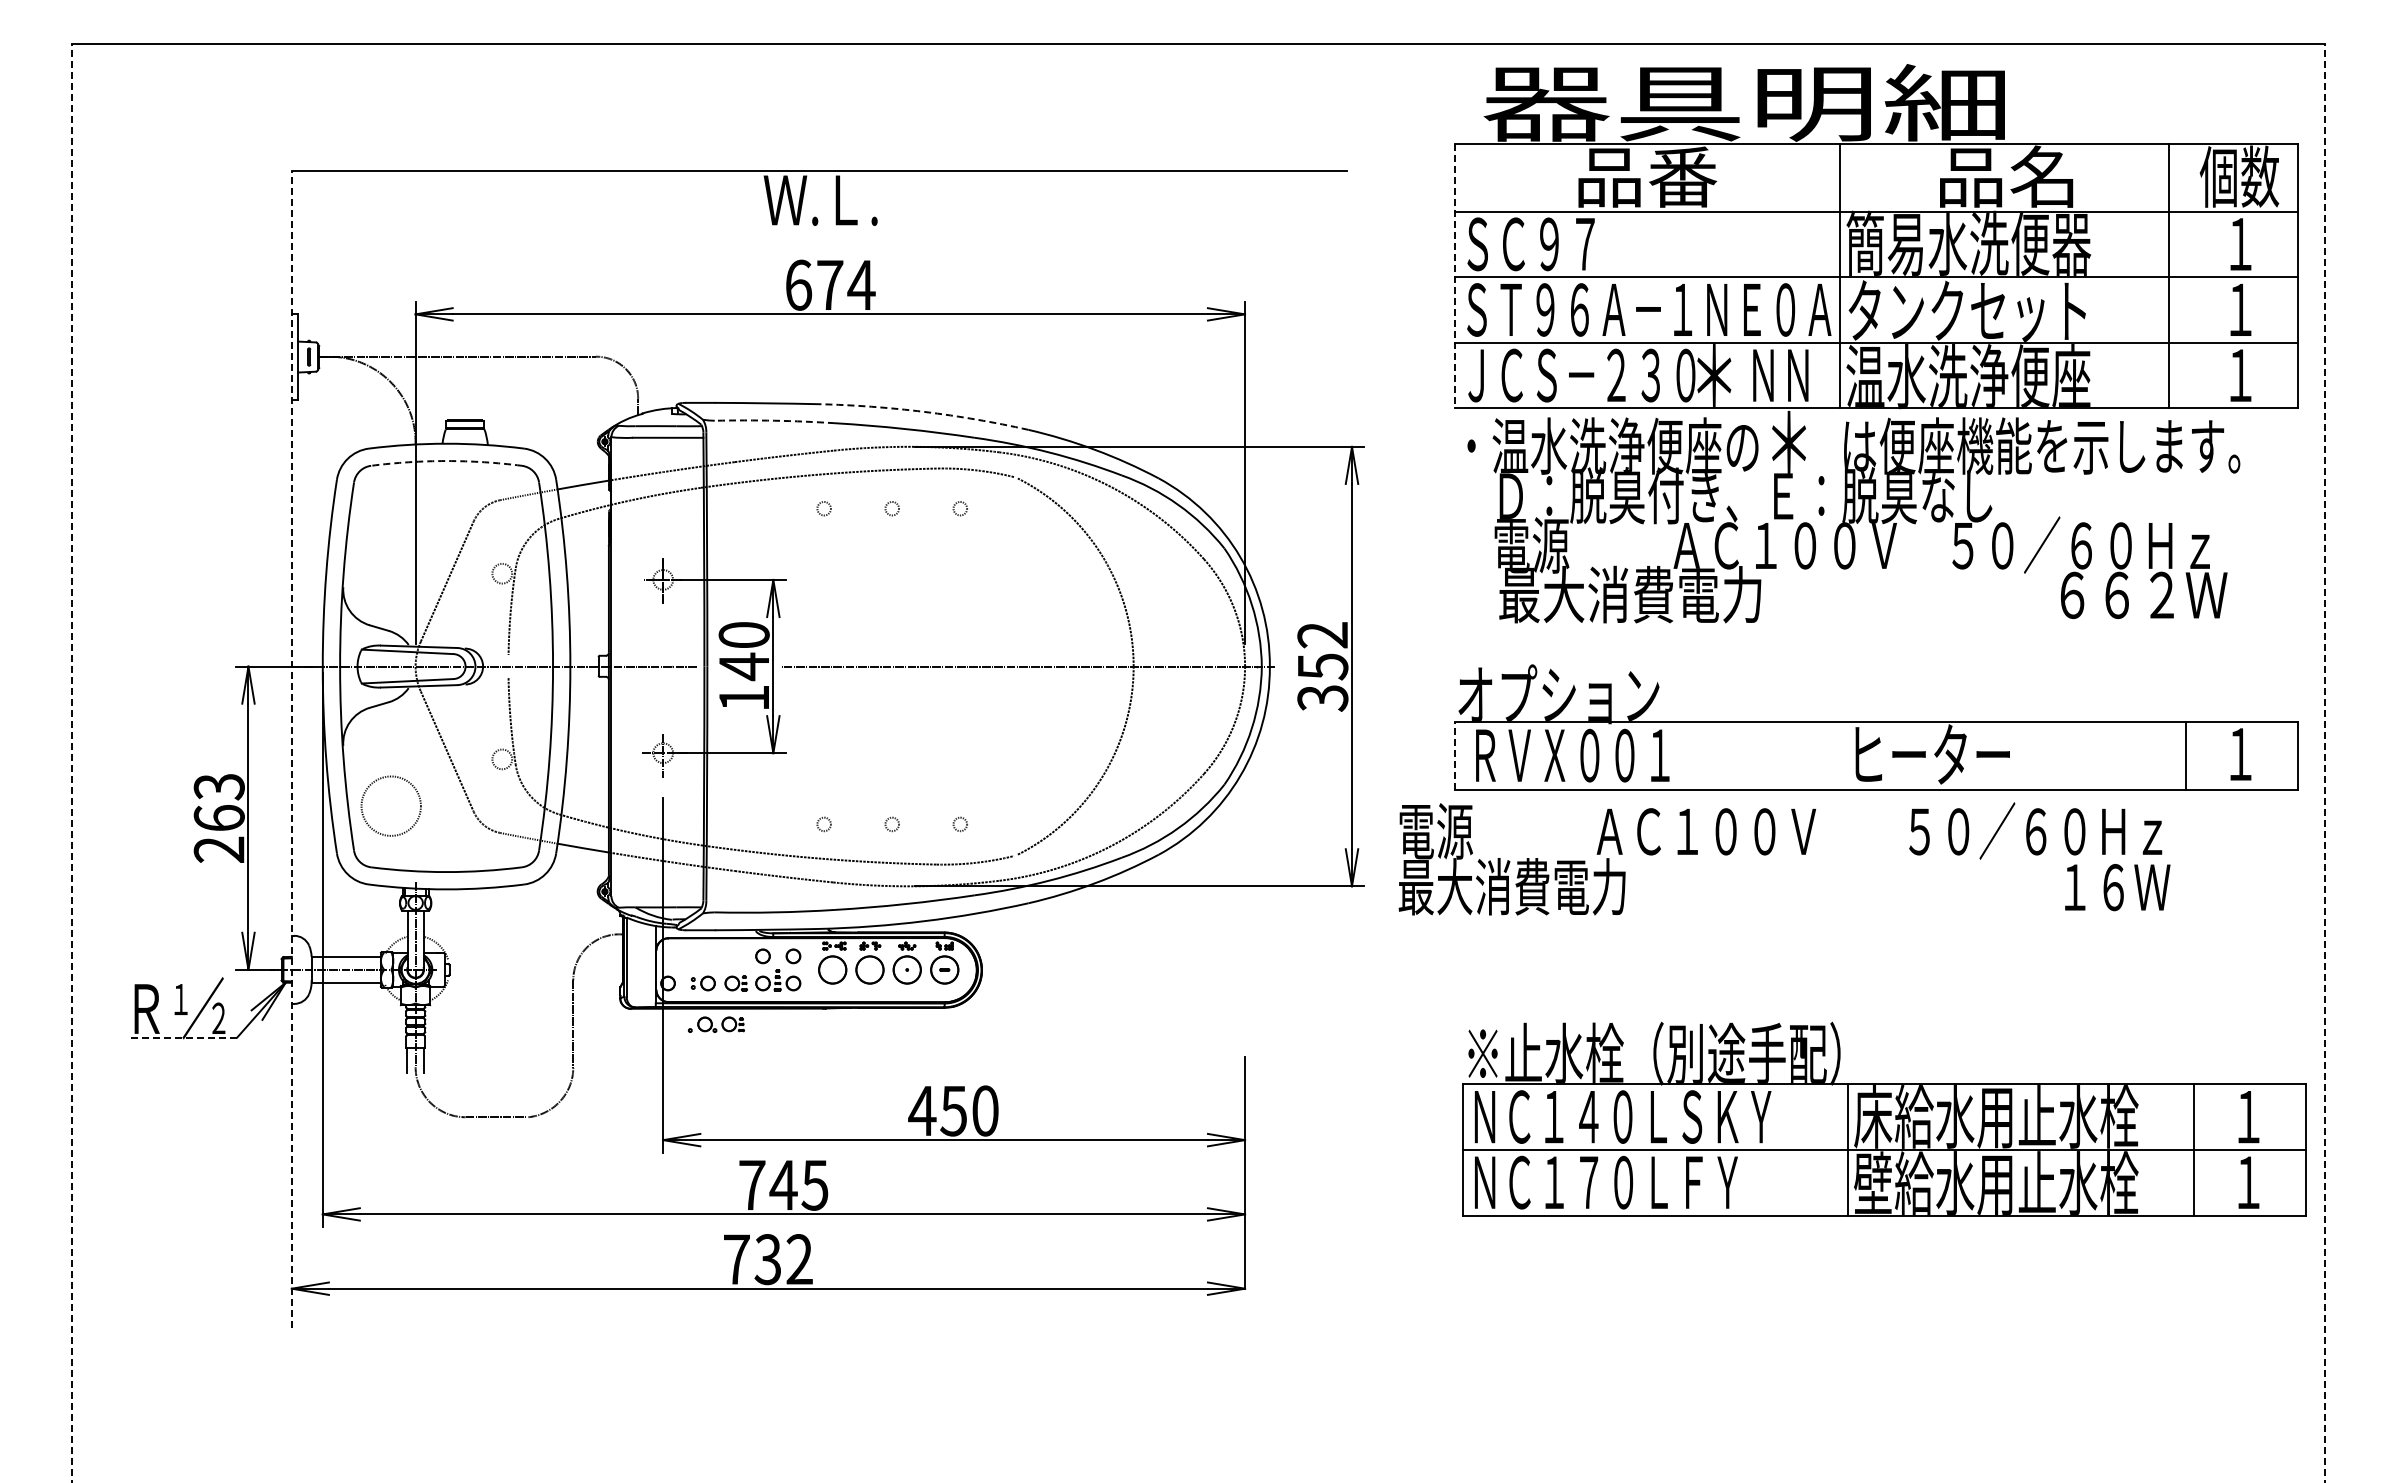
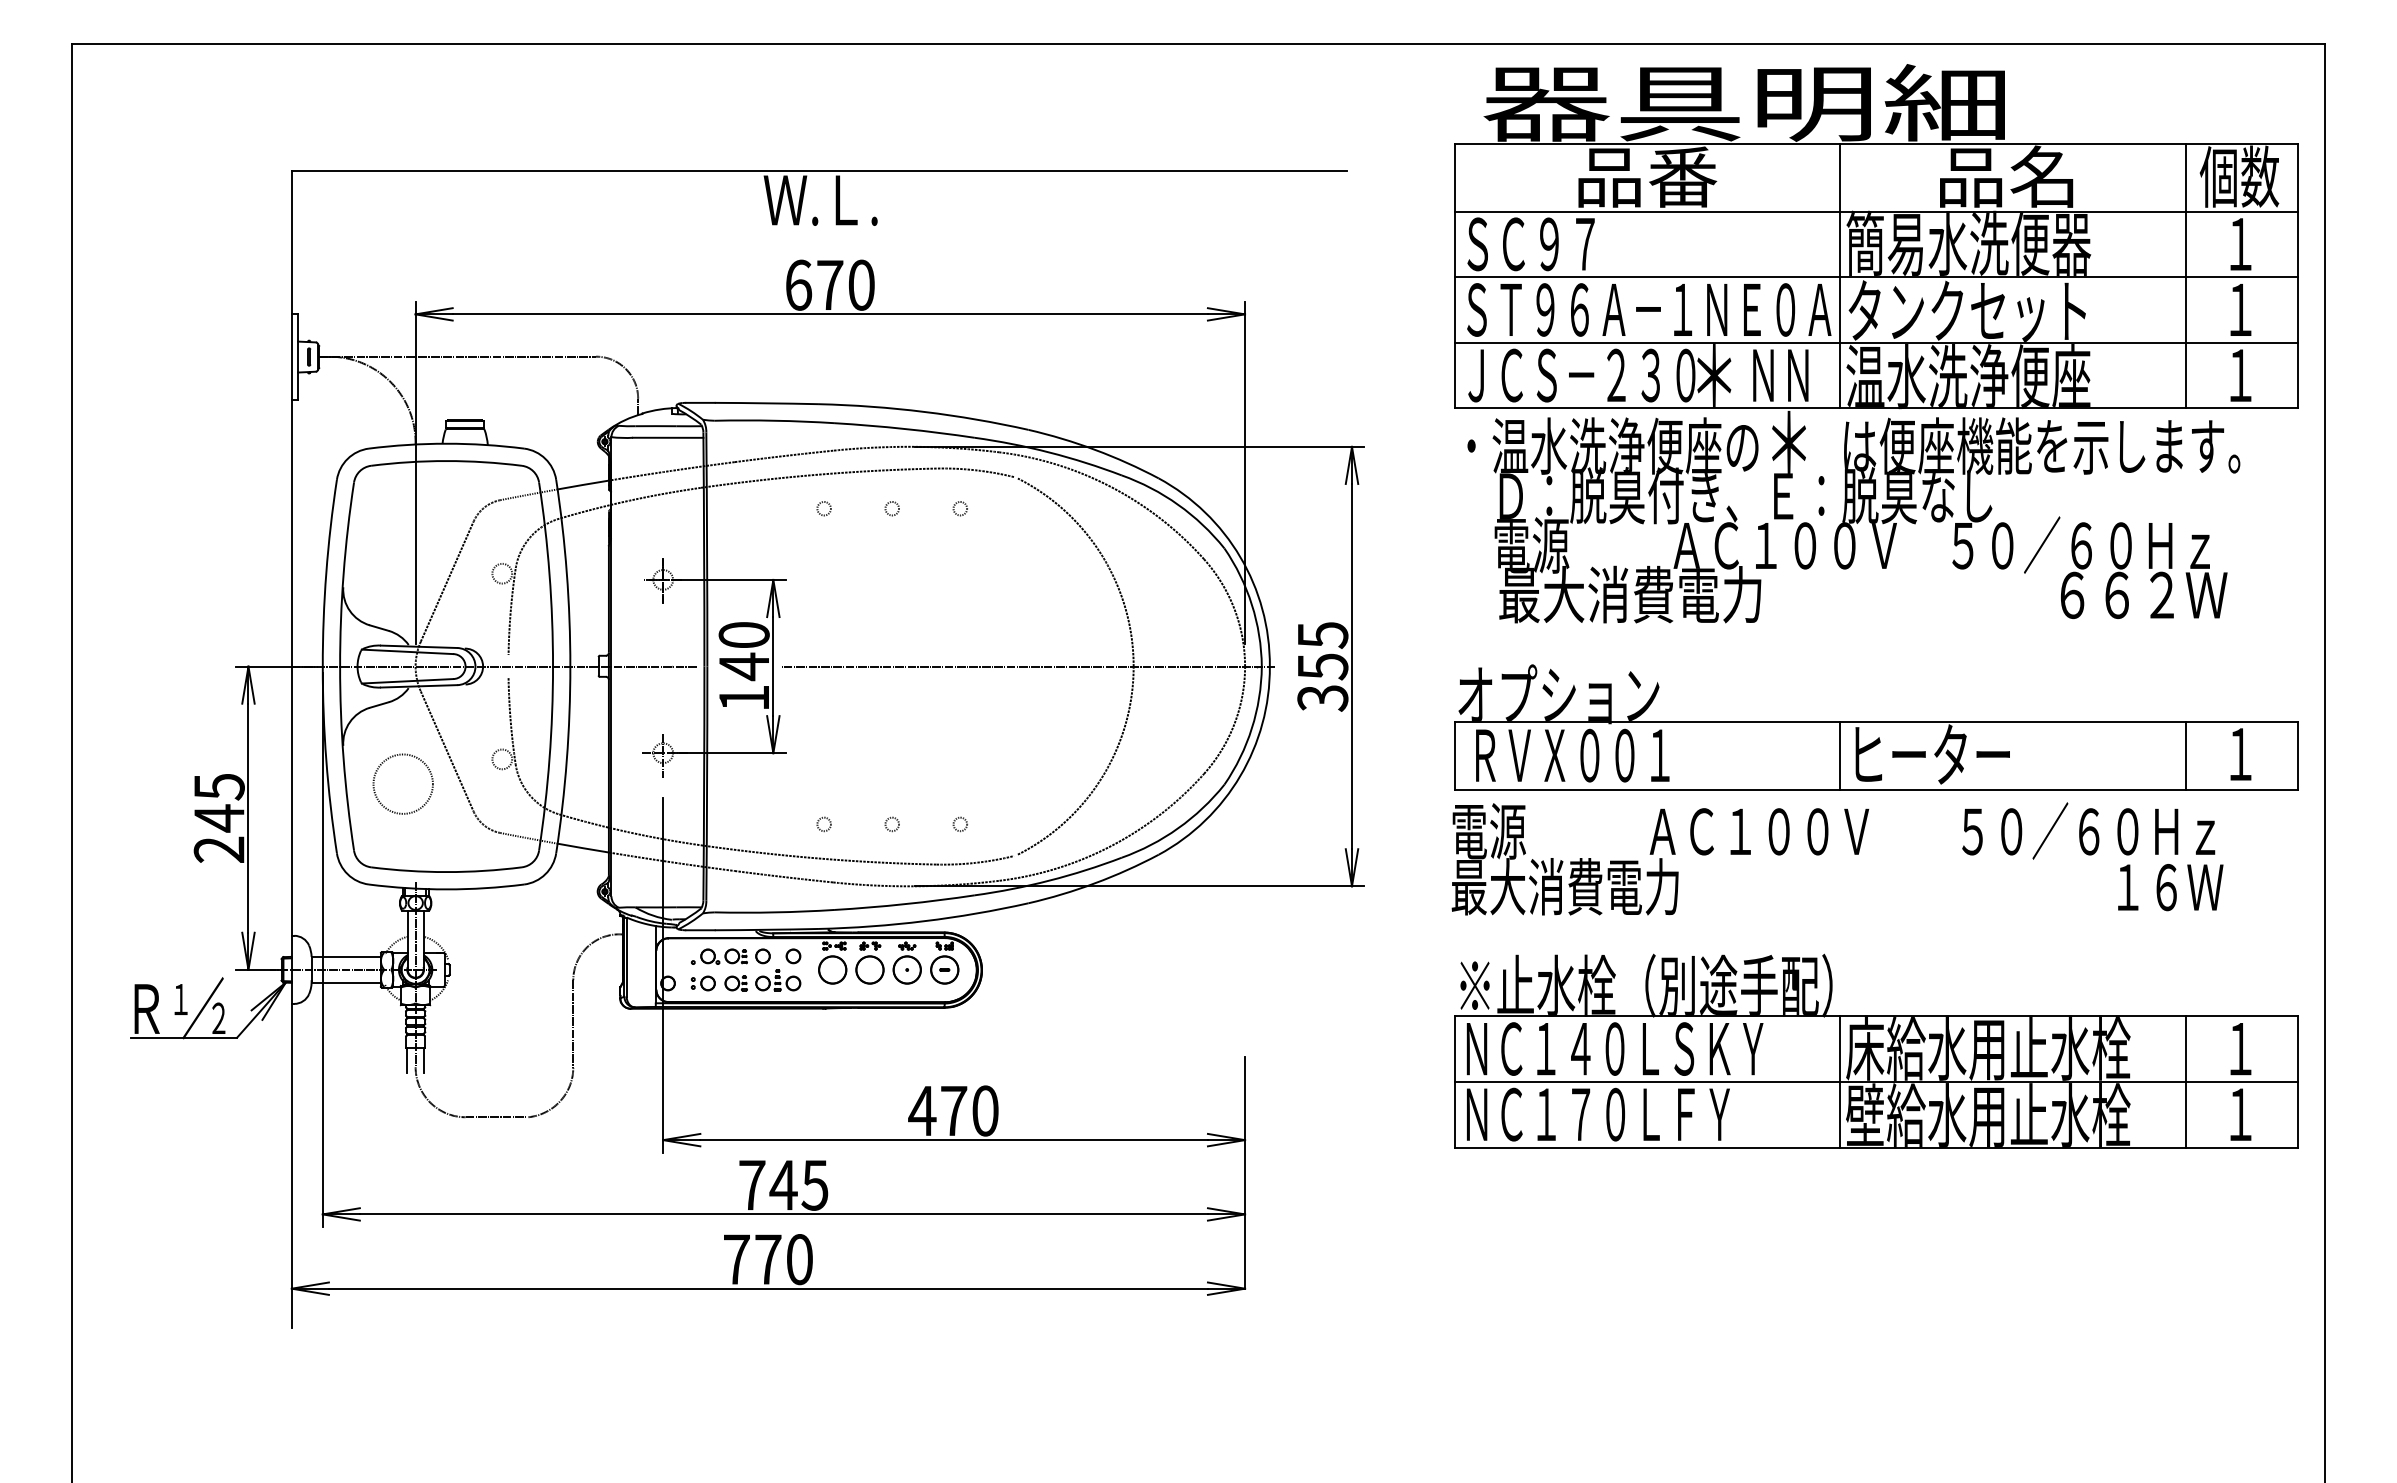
line position: (2169, 275) -> (2186, 275) (2186, 275)
line: dashed -> solid (1454, 276)
text: 674 -> 670 (861, 284)
arc: dashed -> solid (924, 411)
arc: dashed -> solid (774, 420)
arc: dashed -> solid (446, 461)
text: 352 -> 355 (1322, 635)
line: dashed -> solid (291, 749)
line: dashed -> solid (1454, 755)
line: none -> present (1839, 755)
line: dashed -> solid (71, 763)
line: dashed -> solid (2325, 763)
text: 263 -> 245 (218, 803)
circle position: (390, 805) -> (402, 783) (402, 783)
text position: (1784, 858) -> (1837, 858) (1837, 858)
part position: (715, 1024) -> (718, 956) (718, 956)
line: dashed -> solid (183, 1038)
text: 450 -> 470 (953, 1111)
part position: (1884, 1118) -> (1876, 1050) (1876, 1050)
text: 732 -> 770 (783, 1259)
